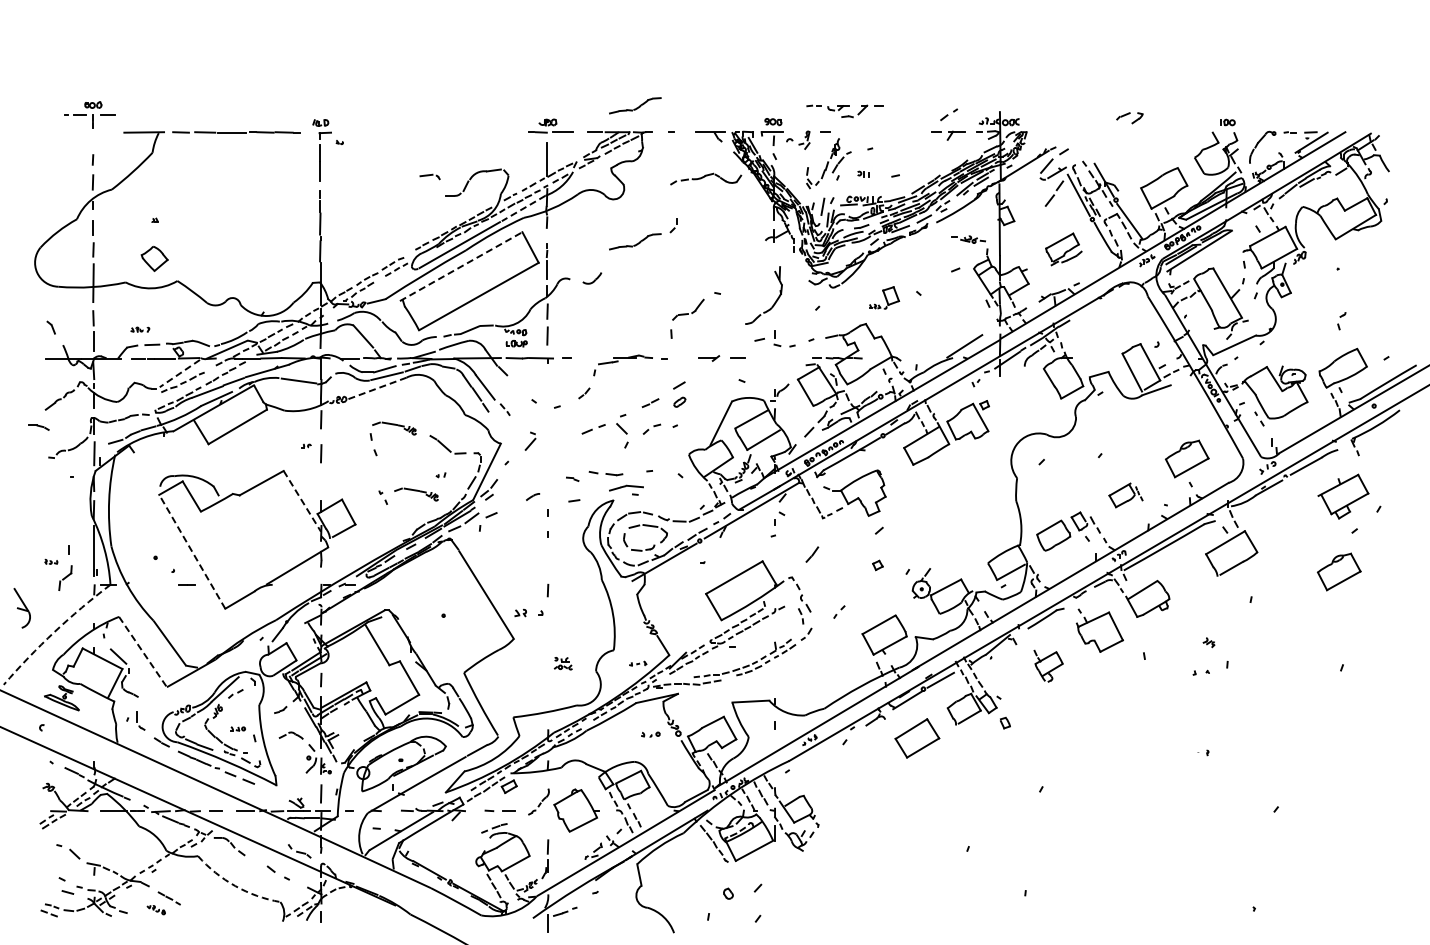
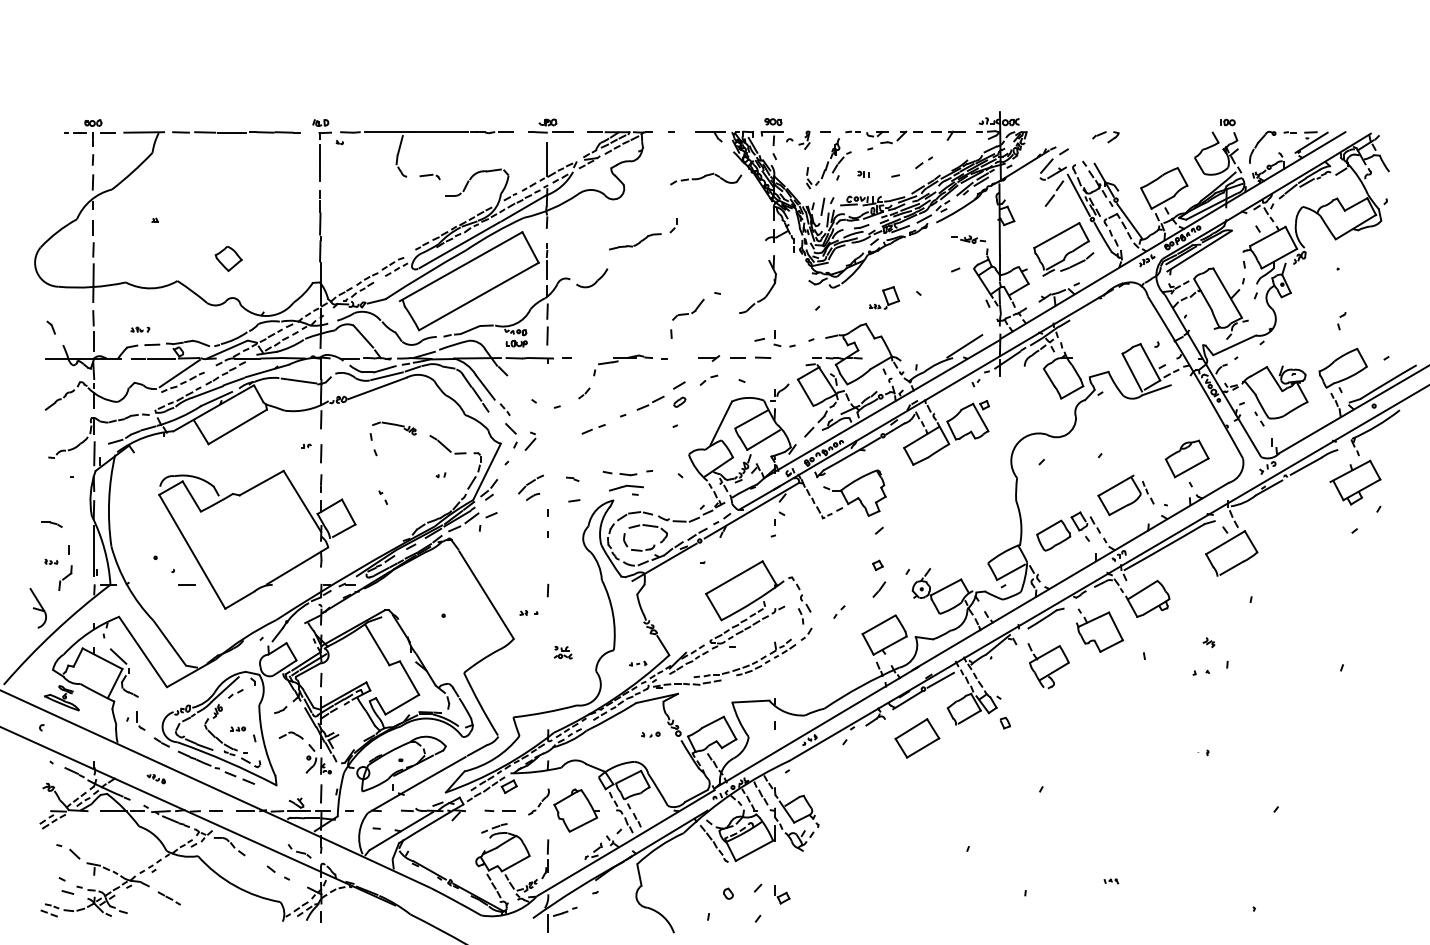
part: present -> none (635, 105)
part position: (844, 111) -> (883, 137) (883, 137)
part position: (89, 114) -> (89, 132) (89, 132)
part position: (948, 114) -> (923, 162) (923, 162)
part position: (1129, 118) -> (1105, 137) (1105, 137)
part: none -> present (426, 132)
line: dashed -> solid (523, 208)
part size: 38x35 px -> 62x55 px (1063, 249)
part position: (154, 258) -> (228, 258) (228, 258)
line: dashed -> solid (461, 266)
part size: 21x13 px -> 33x21 px (592, 278)
part position: (773, 303) -> (767, 292) (767, 292)
line: none -> present (763, 357)
line: dashed -> solid (179, 373)
line: dashed -> solid (377, 388)
part size: 19x10 px -> 29x16 px (650, 402)
part position: (38, 427) -> (51, 524) (51, 524)
part position: (651, 428) -> (708, 379) (708, 379)
part position: (622, 435) -> (511, 435) (511, 435)
part position: (605, 473) -> (619, 473) (619, 473)
line: none -> present (321, 483)
part: none -> present (530, 484)
part: present -> none (416, 494)
part size: 36x27 px -> 58x43 px (1125, 495)
part position: (1343, 496) -> (1355, 482) (1355, 482)
line: dashed -> solid (302, 501)
line: dashed -> solid (192, 551)
line position: (812, 554) -> (879, 589) (879, 589)
part: present -> none (1339, 571)
part position: (21, 608) -> (37, 608) (37, 608)
part size: 30x10 px -> 20x6 px (528, 612)
arc: dashed -> solid (54, 632)
line: dashed -> solid (143, 652)
part position: (562, 663) -> (562, 652) (562, 652)
part size: 31x34 px -> 43x47 px (1048, 666)
part: none -> present (1111, 881)
arc: dashed -> solid (235, 886)
part: none -> present (782, 894)
part position: (155, 910) -> (155, 779) (155, 779)
